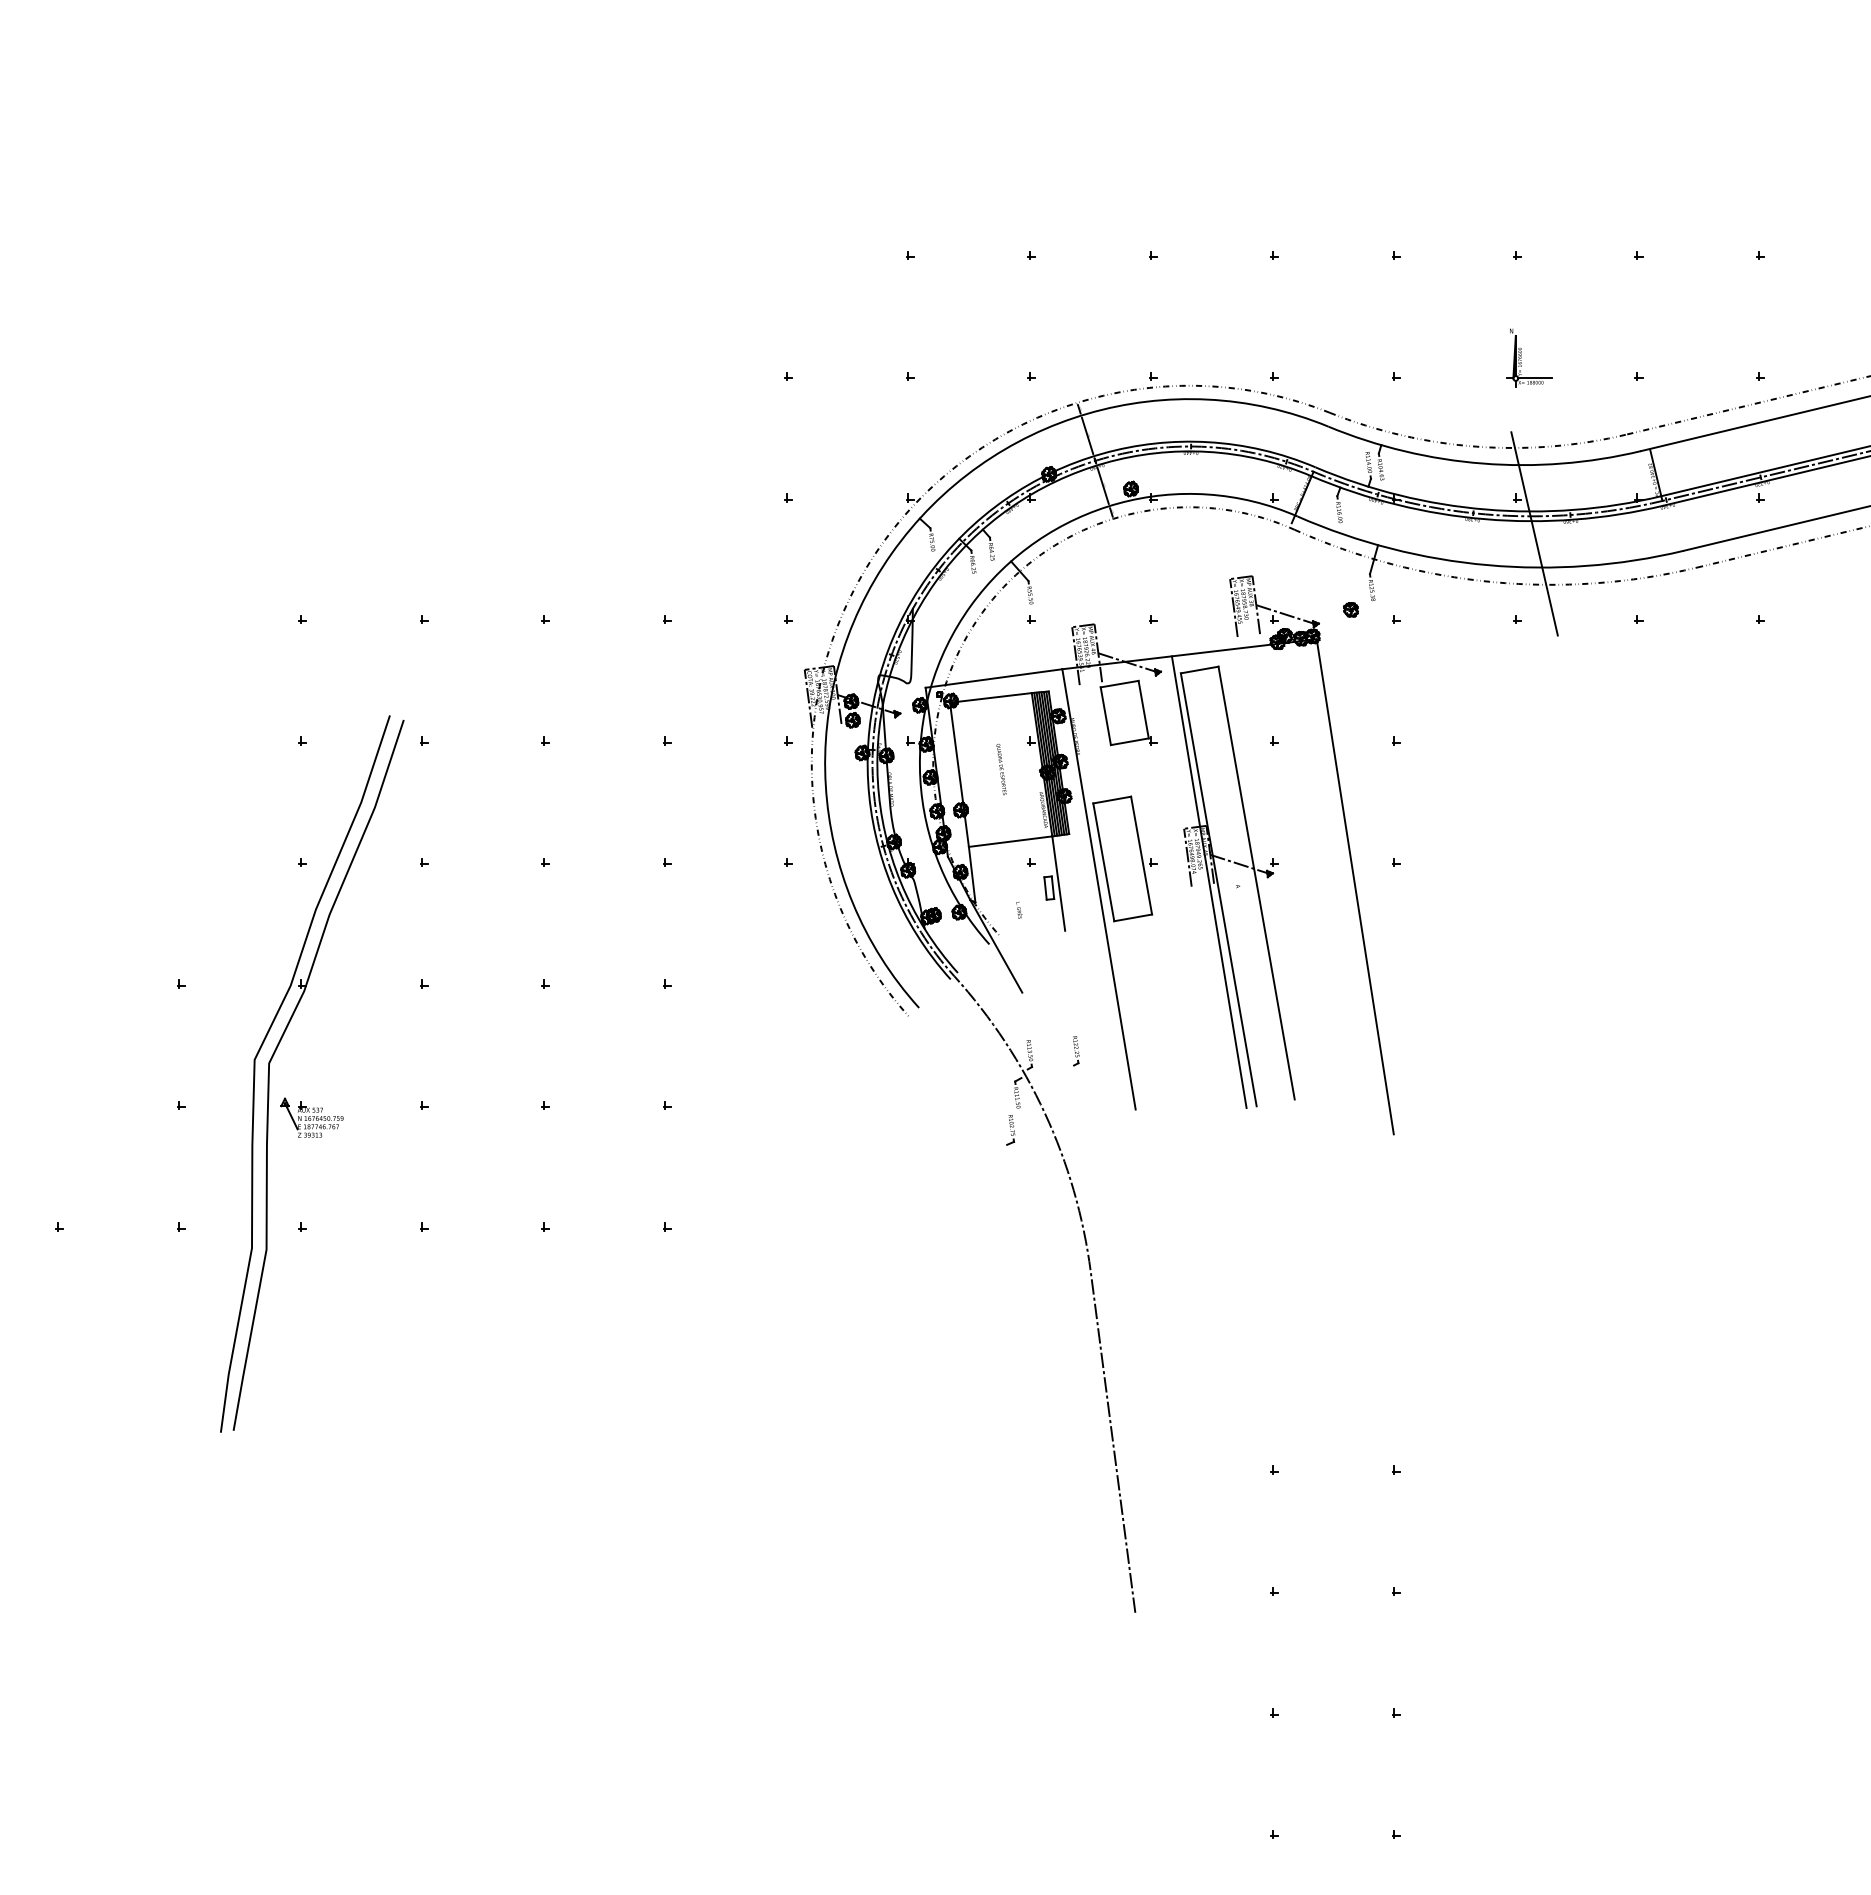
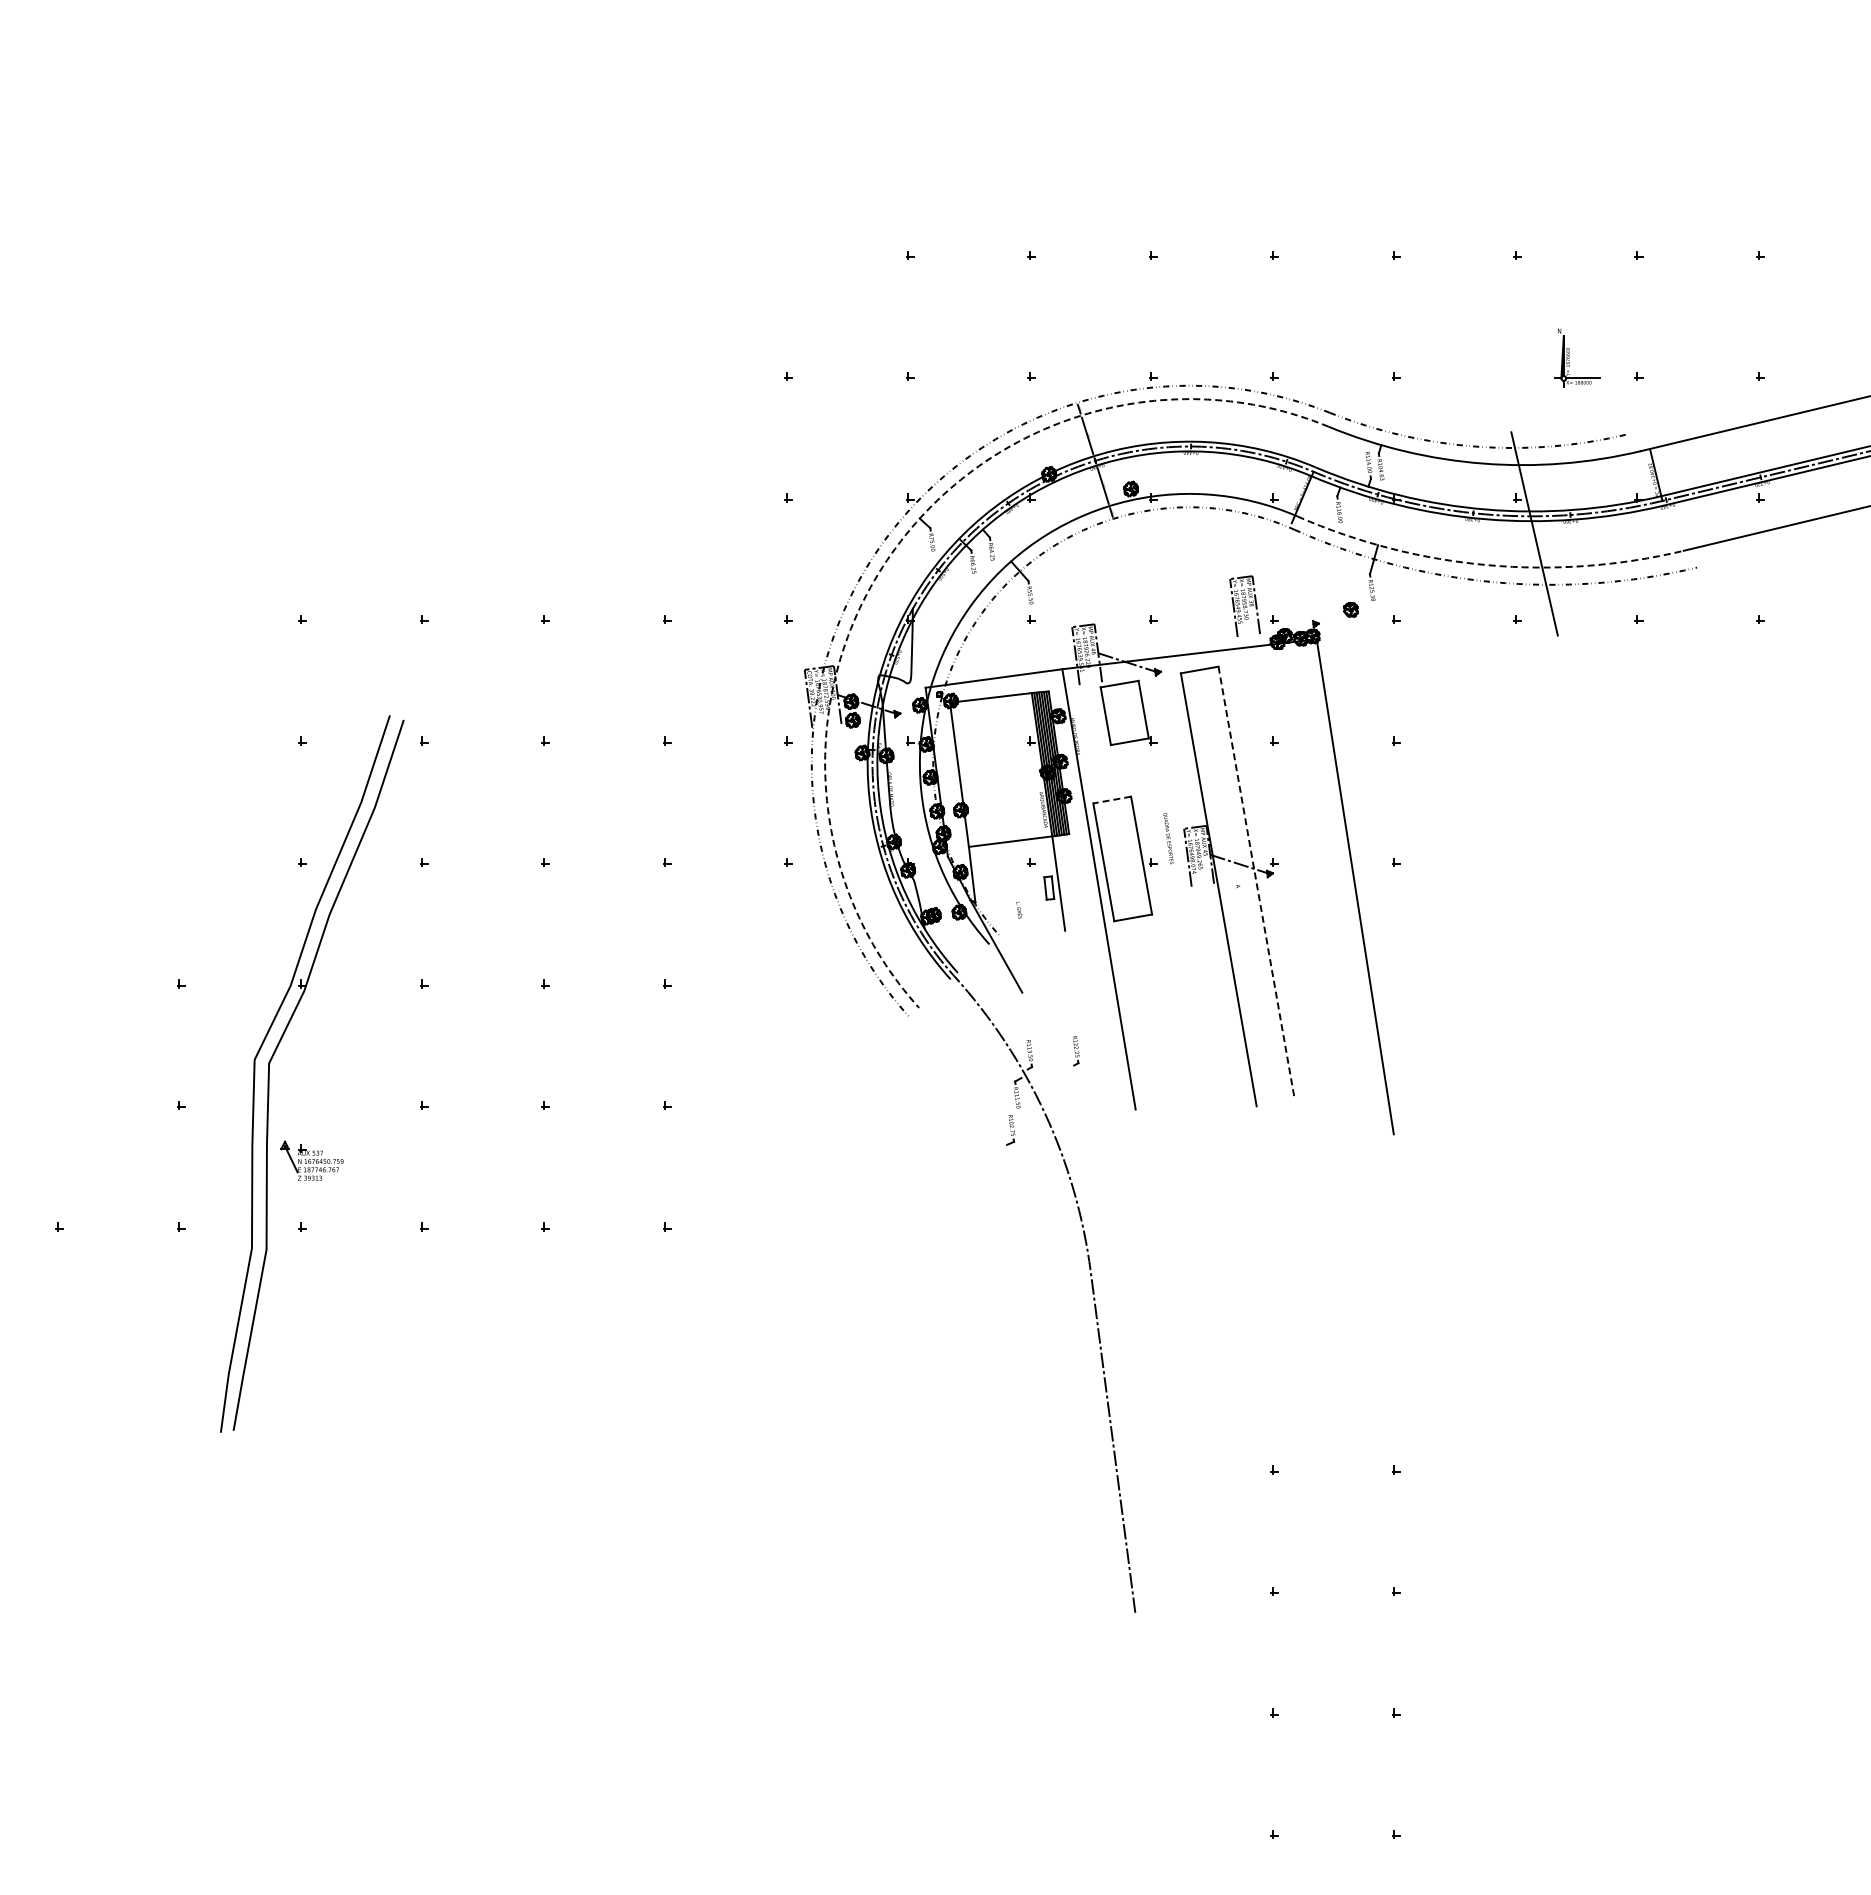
part position: (1521, 357) -> (1569, 357) (1569, 357)
line: present -> none (1747, 405)
line: present -> none (1782, 546)
arc: solid -> dashed (891, 553)
arc: solid -> dashed (1487, 565)
line: present -> none (1285, 614)
text position: (1001, 769) -> (1168, 838) (1168, 838)
line: solid -> dashed (1111, 800)
line: present -> none (1208, 882)
line: solid -> dashed (1256, 883)
part position: (311, 1117) -> (311, 1160) (311, 1160)
